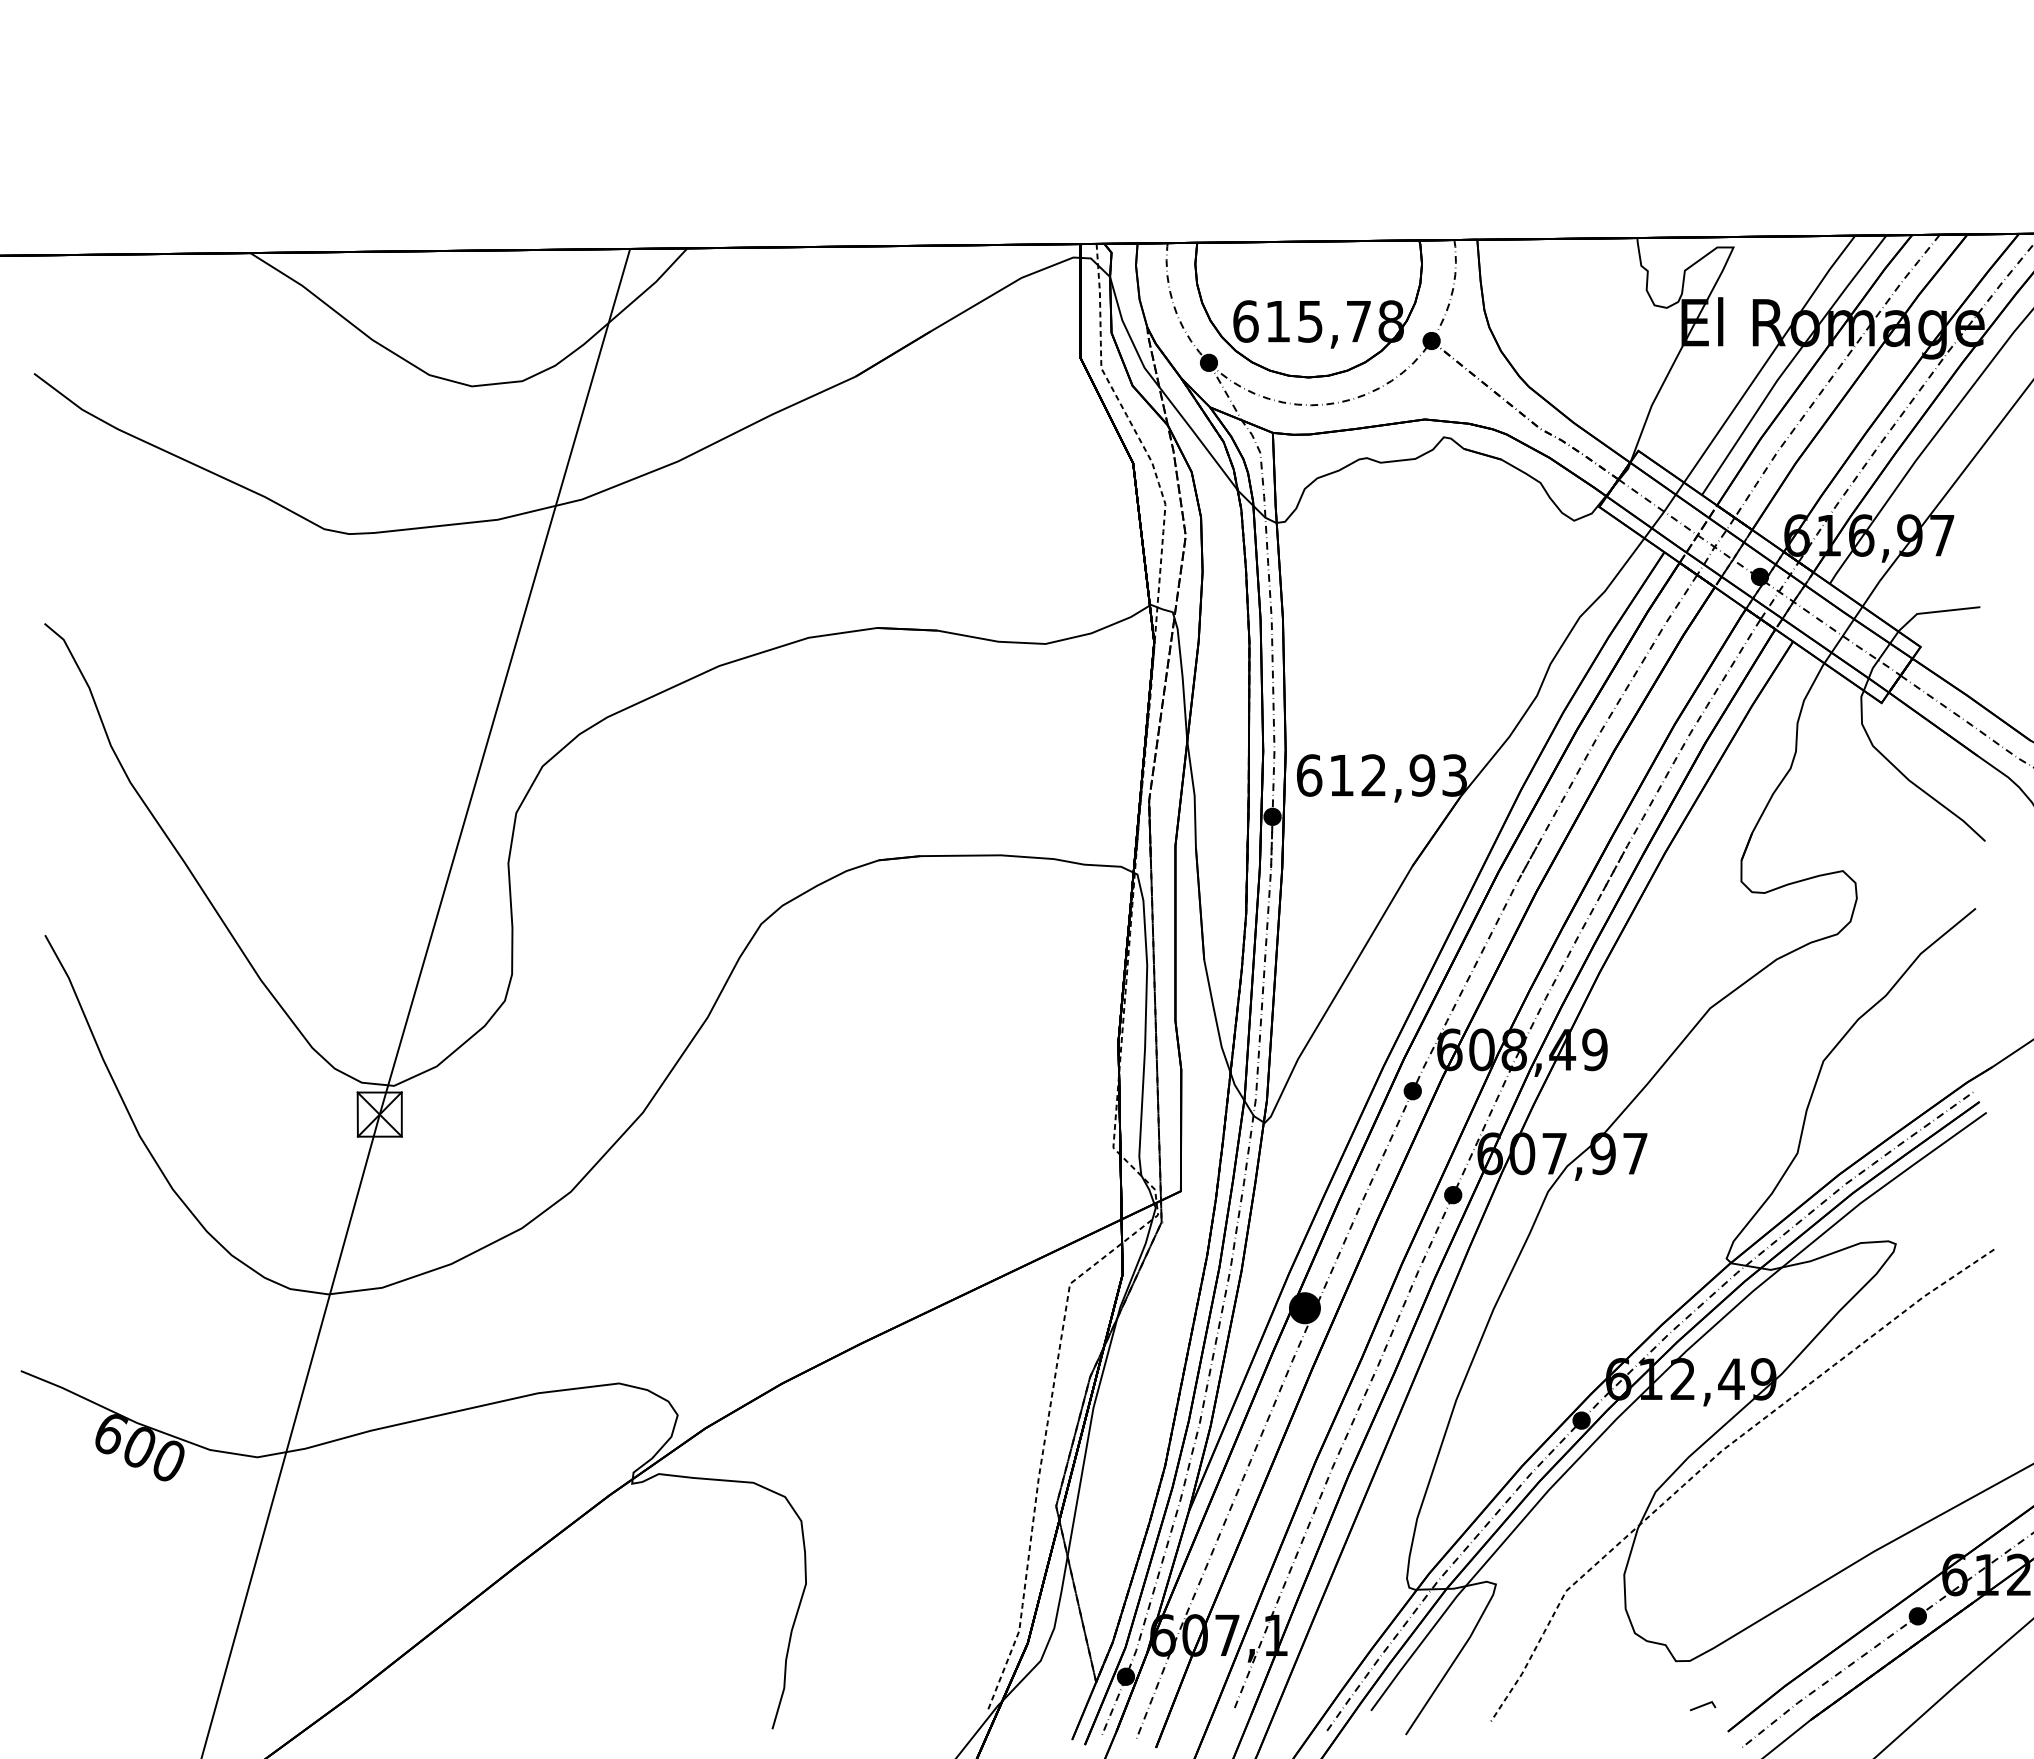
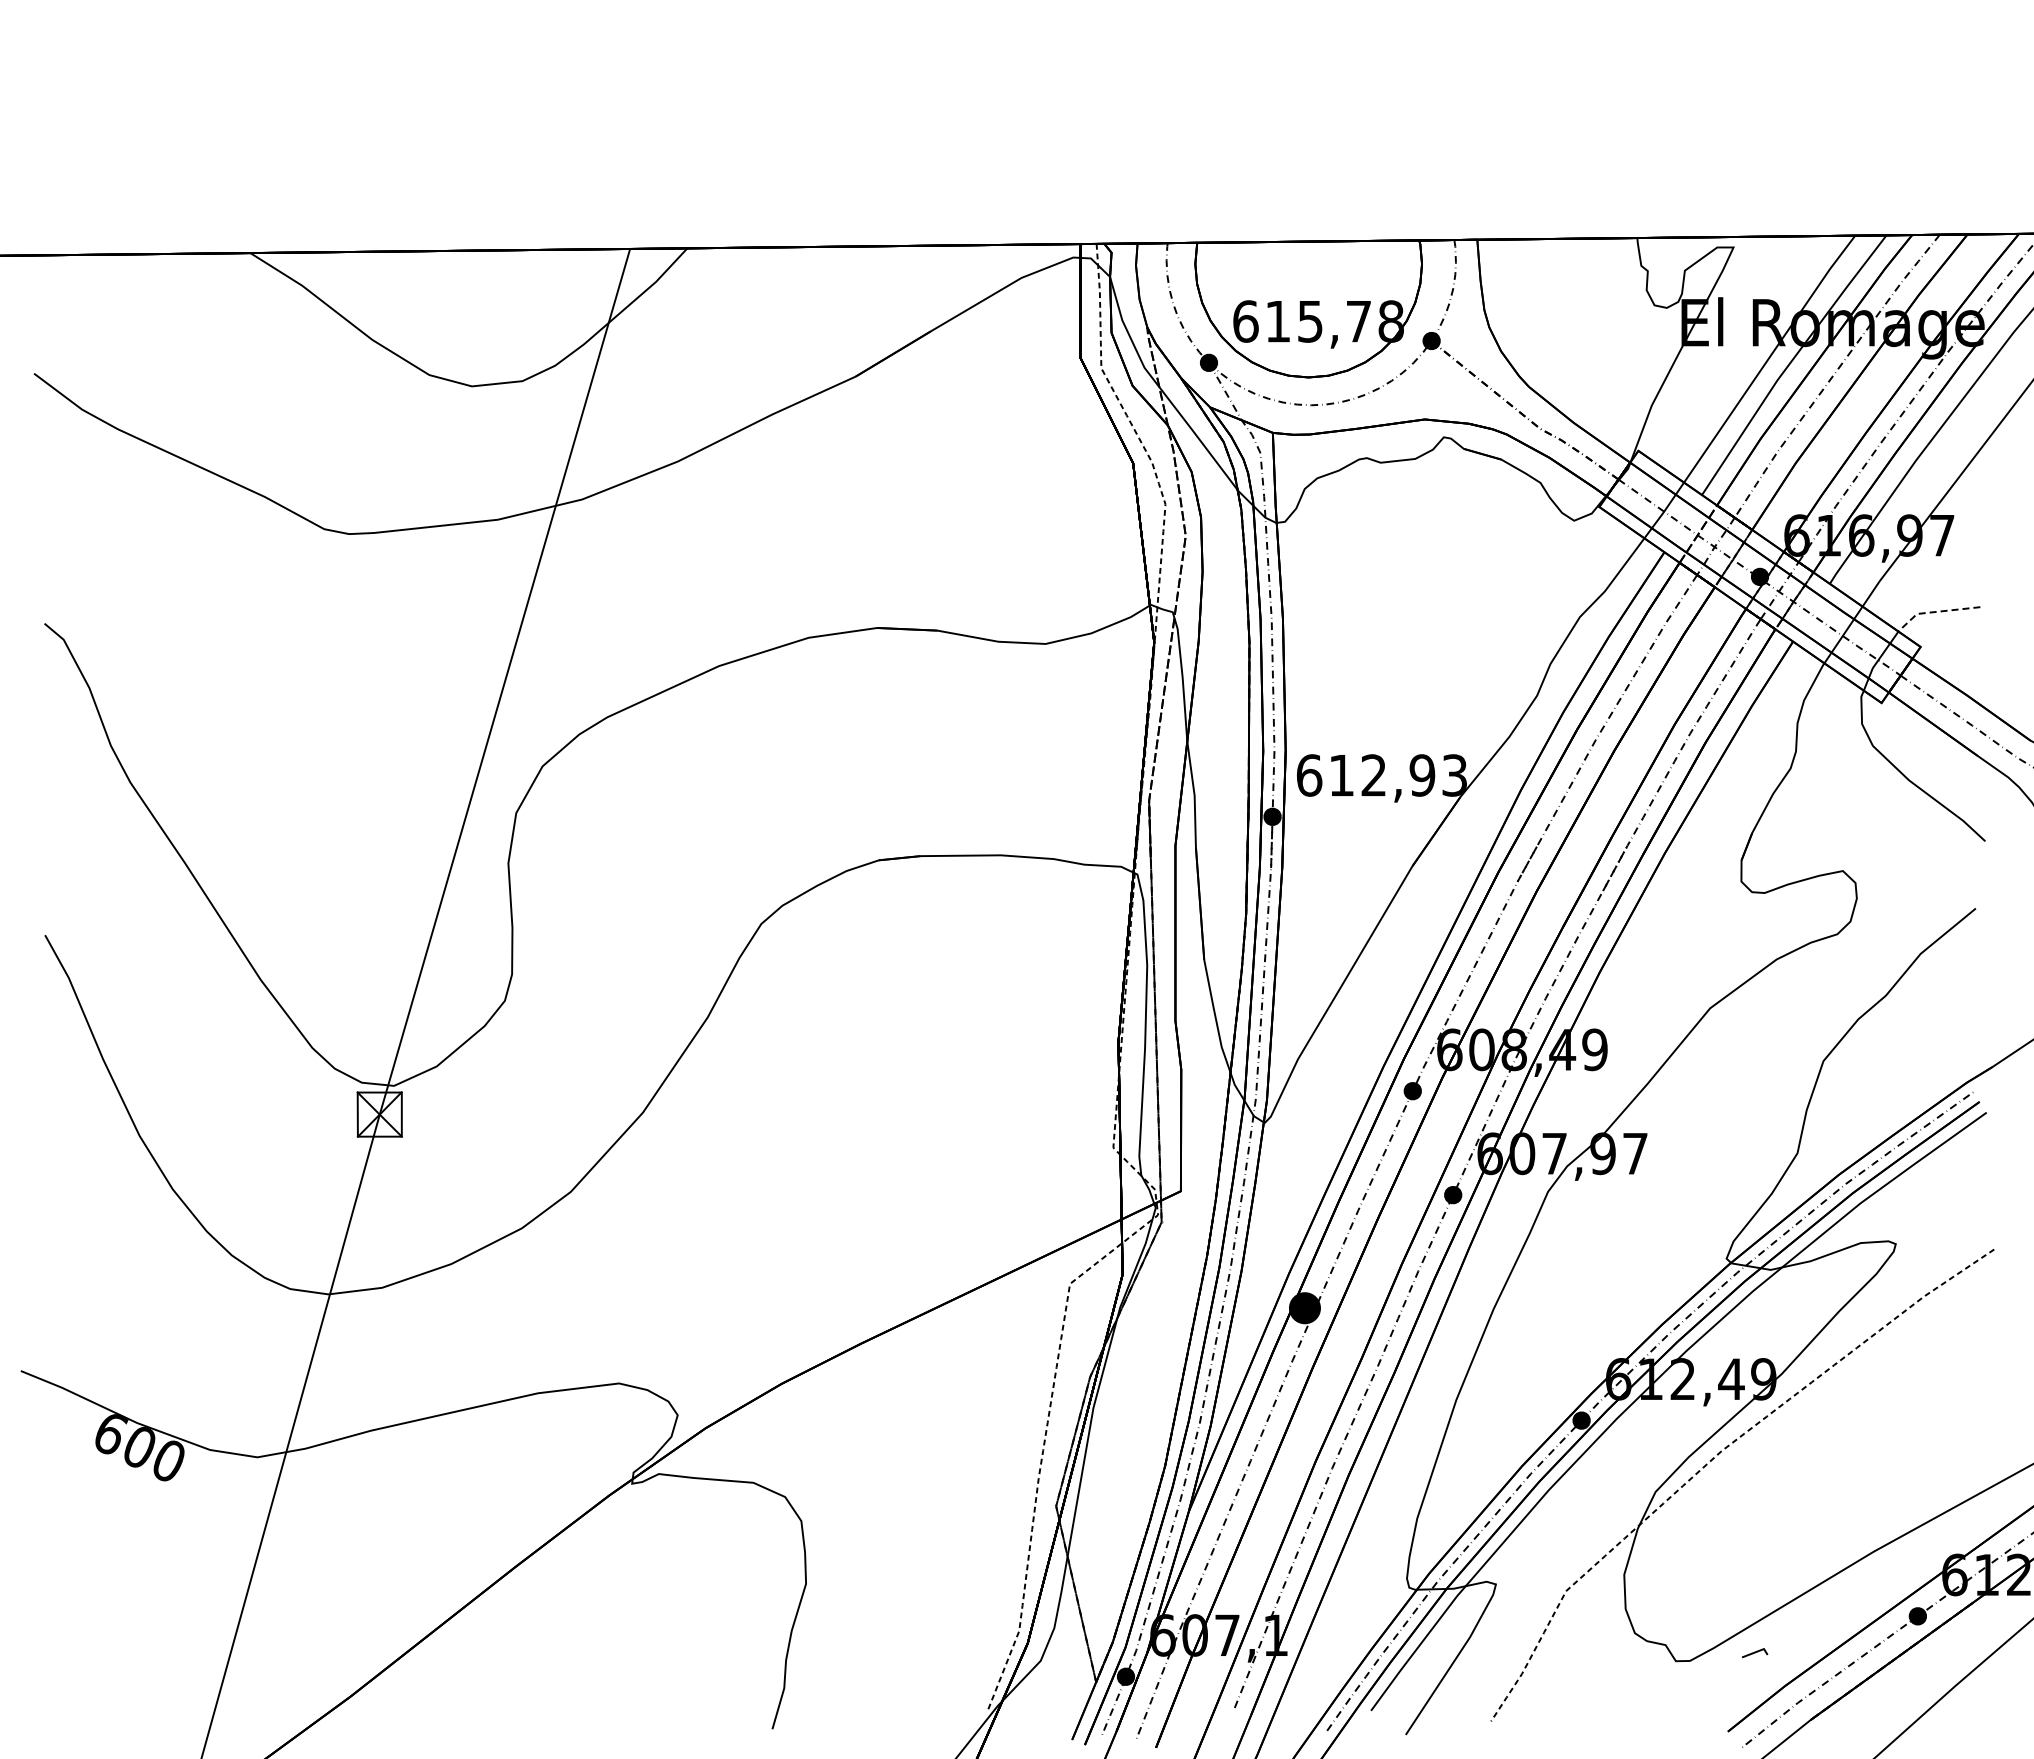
line: solid -> dashed (1934, 612)
line position: (1703, 1706) -> (1755, 1653) (1755, 1653)
